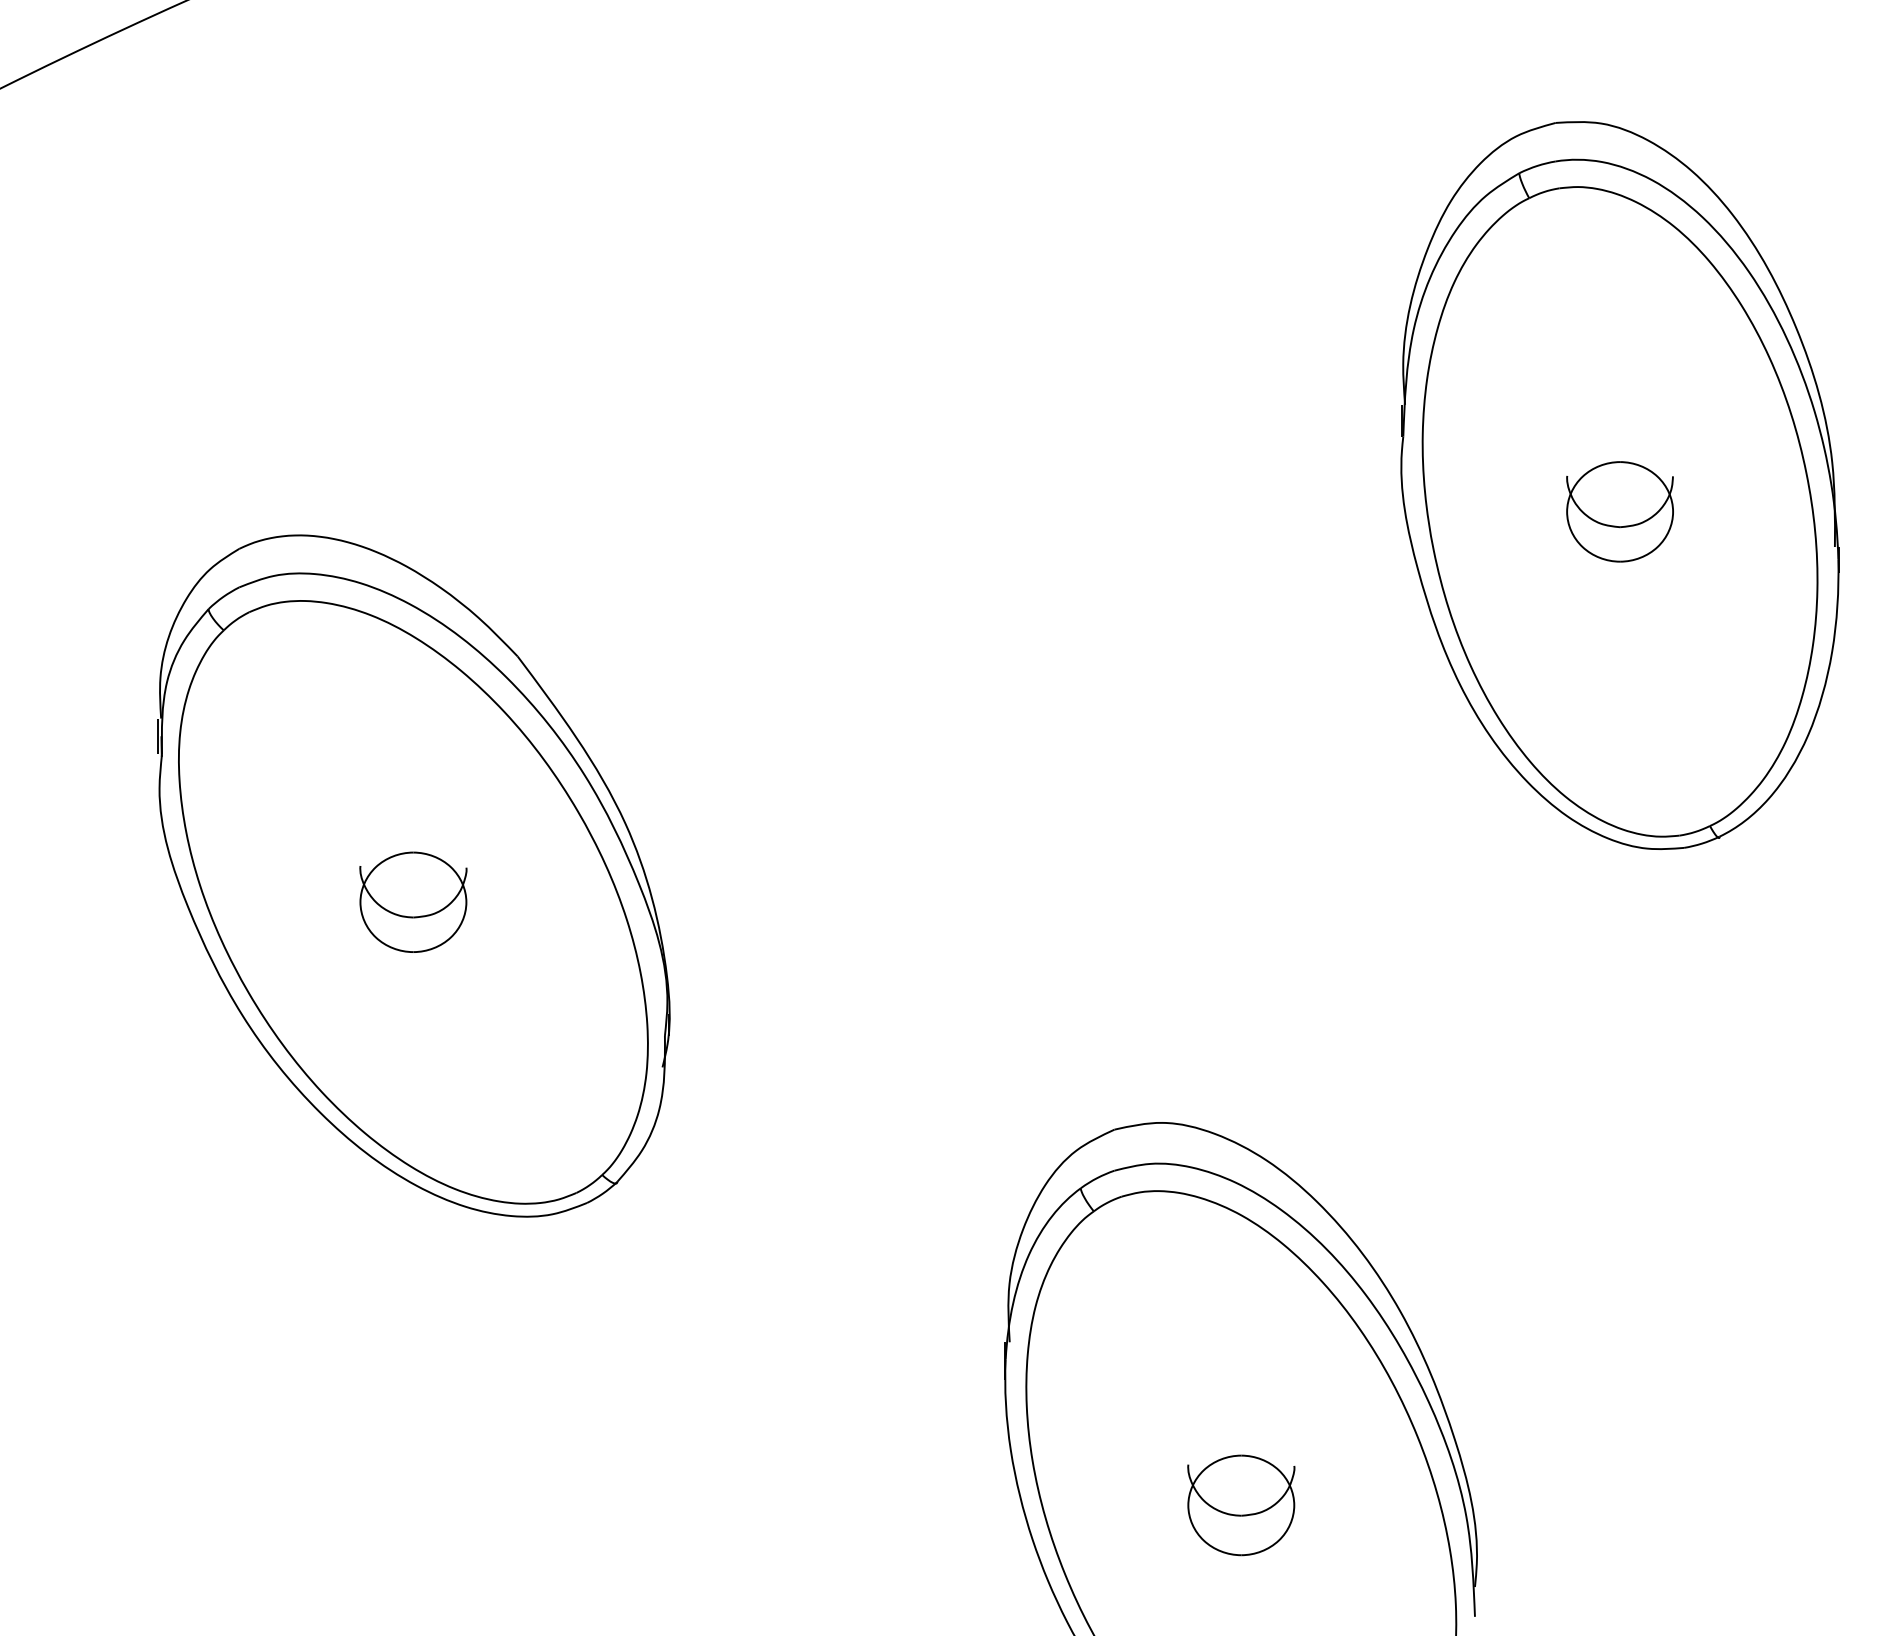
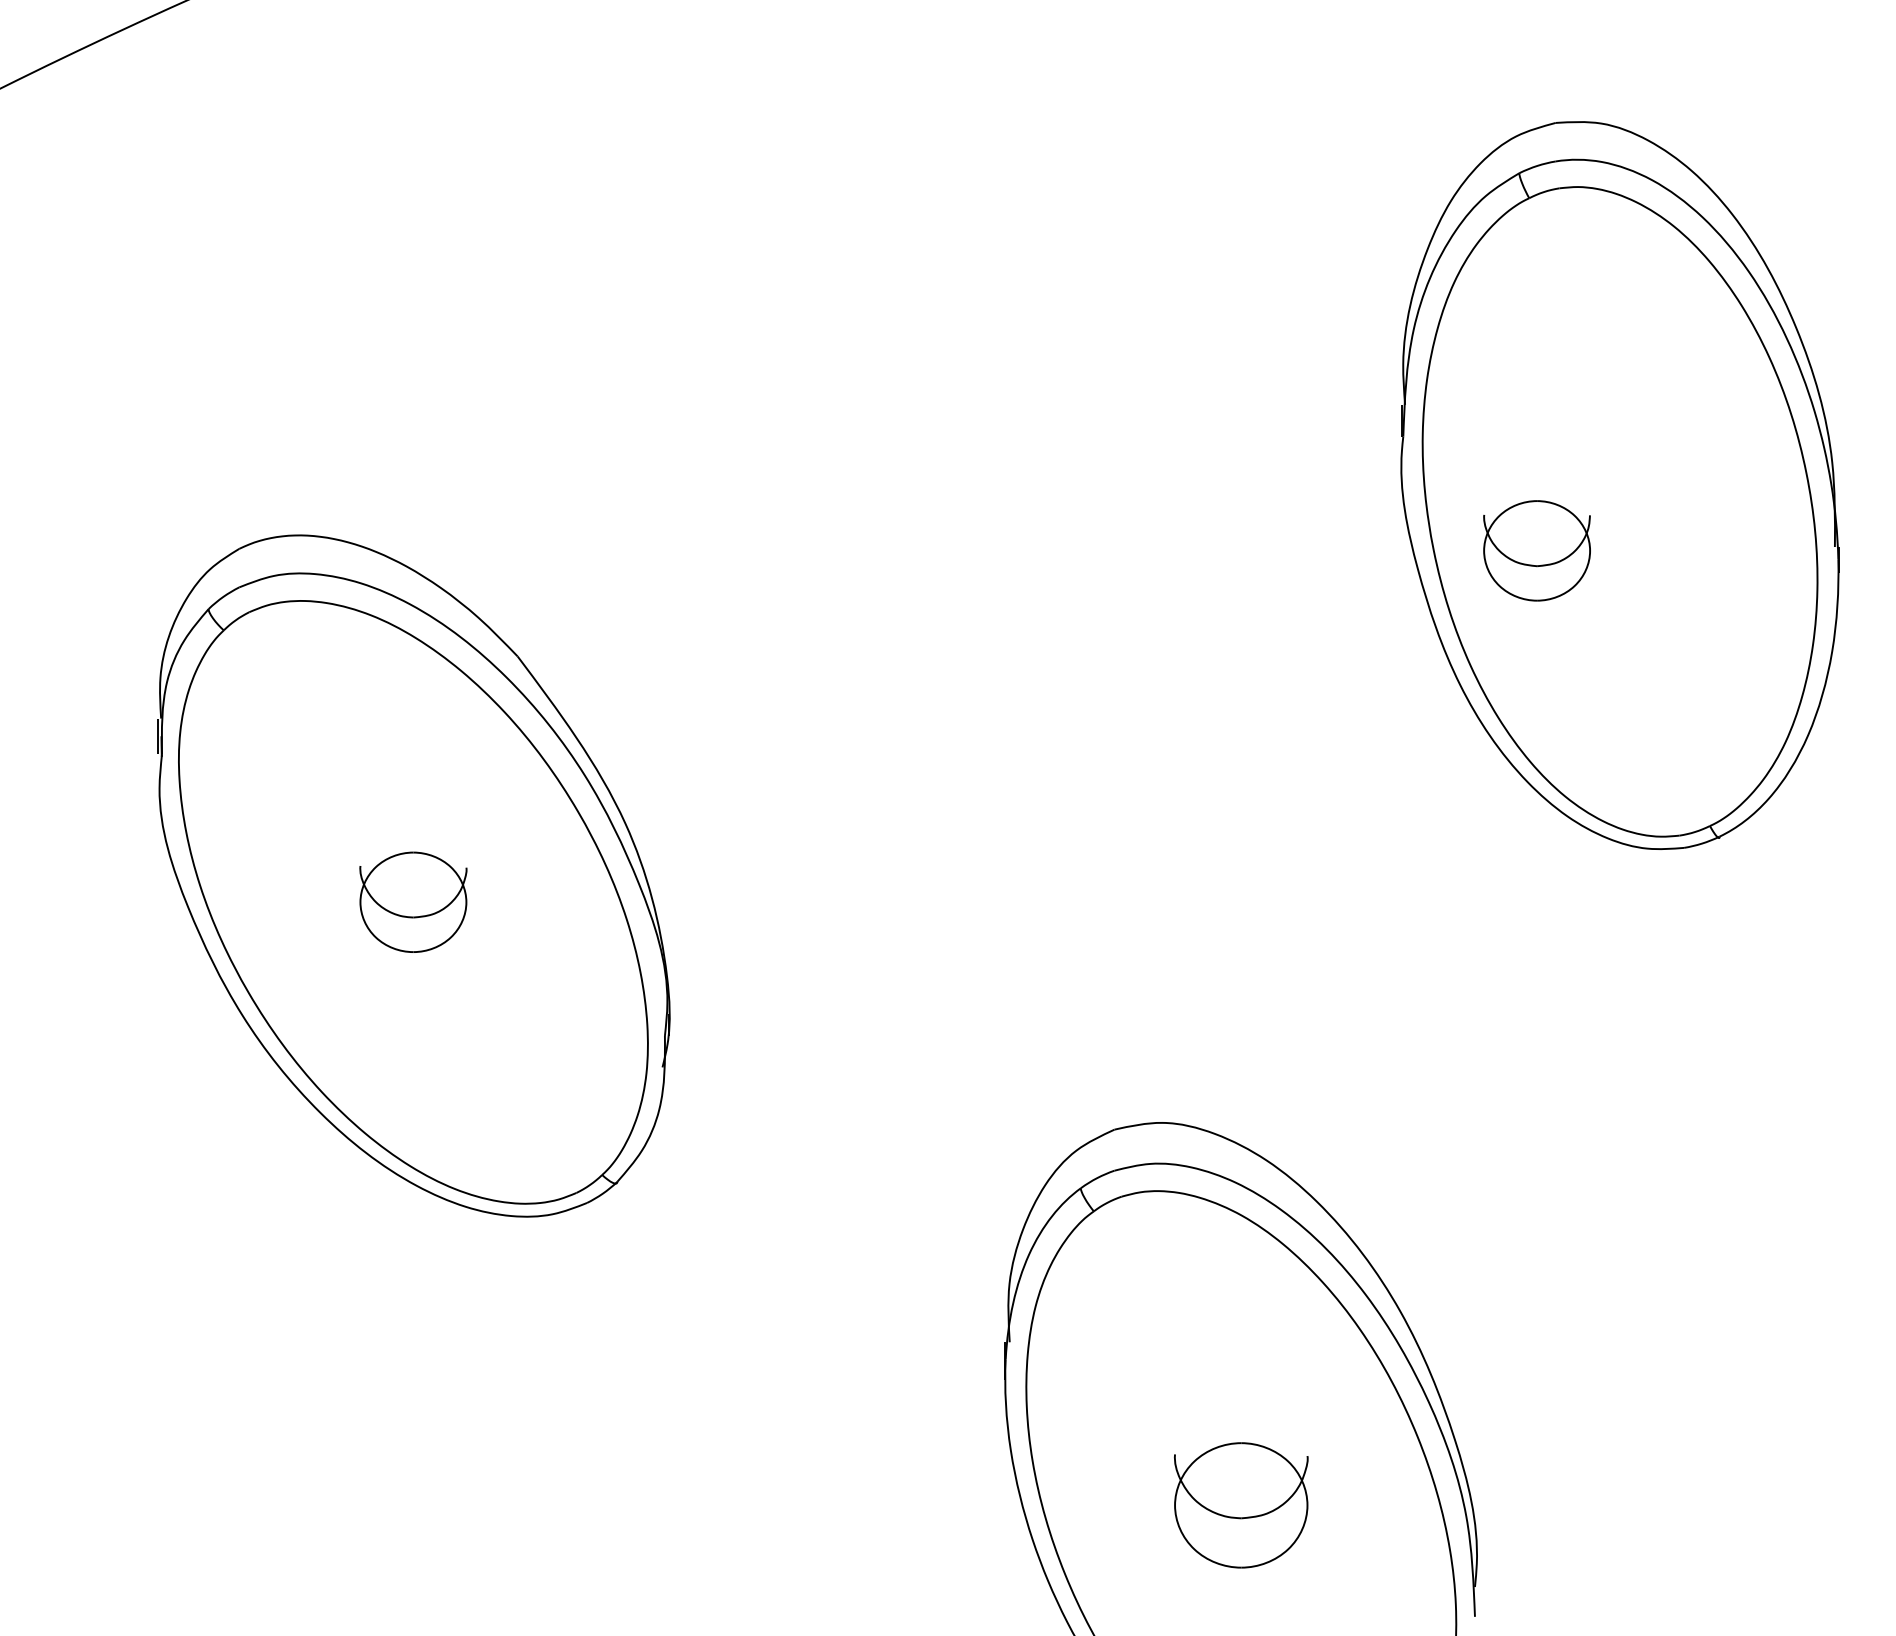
part position: (1619, 511) -> (1536, 550) (1536, 550)
part size: 109x103 px -> 135x127 px (1241, 1505)
